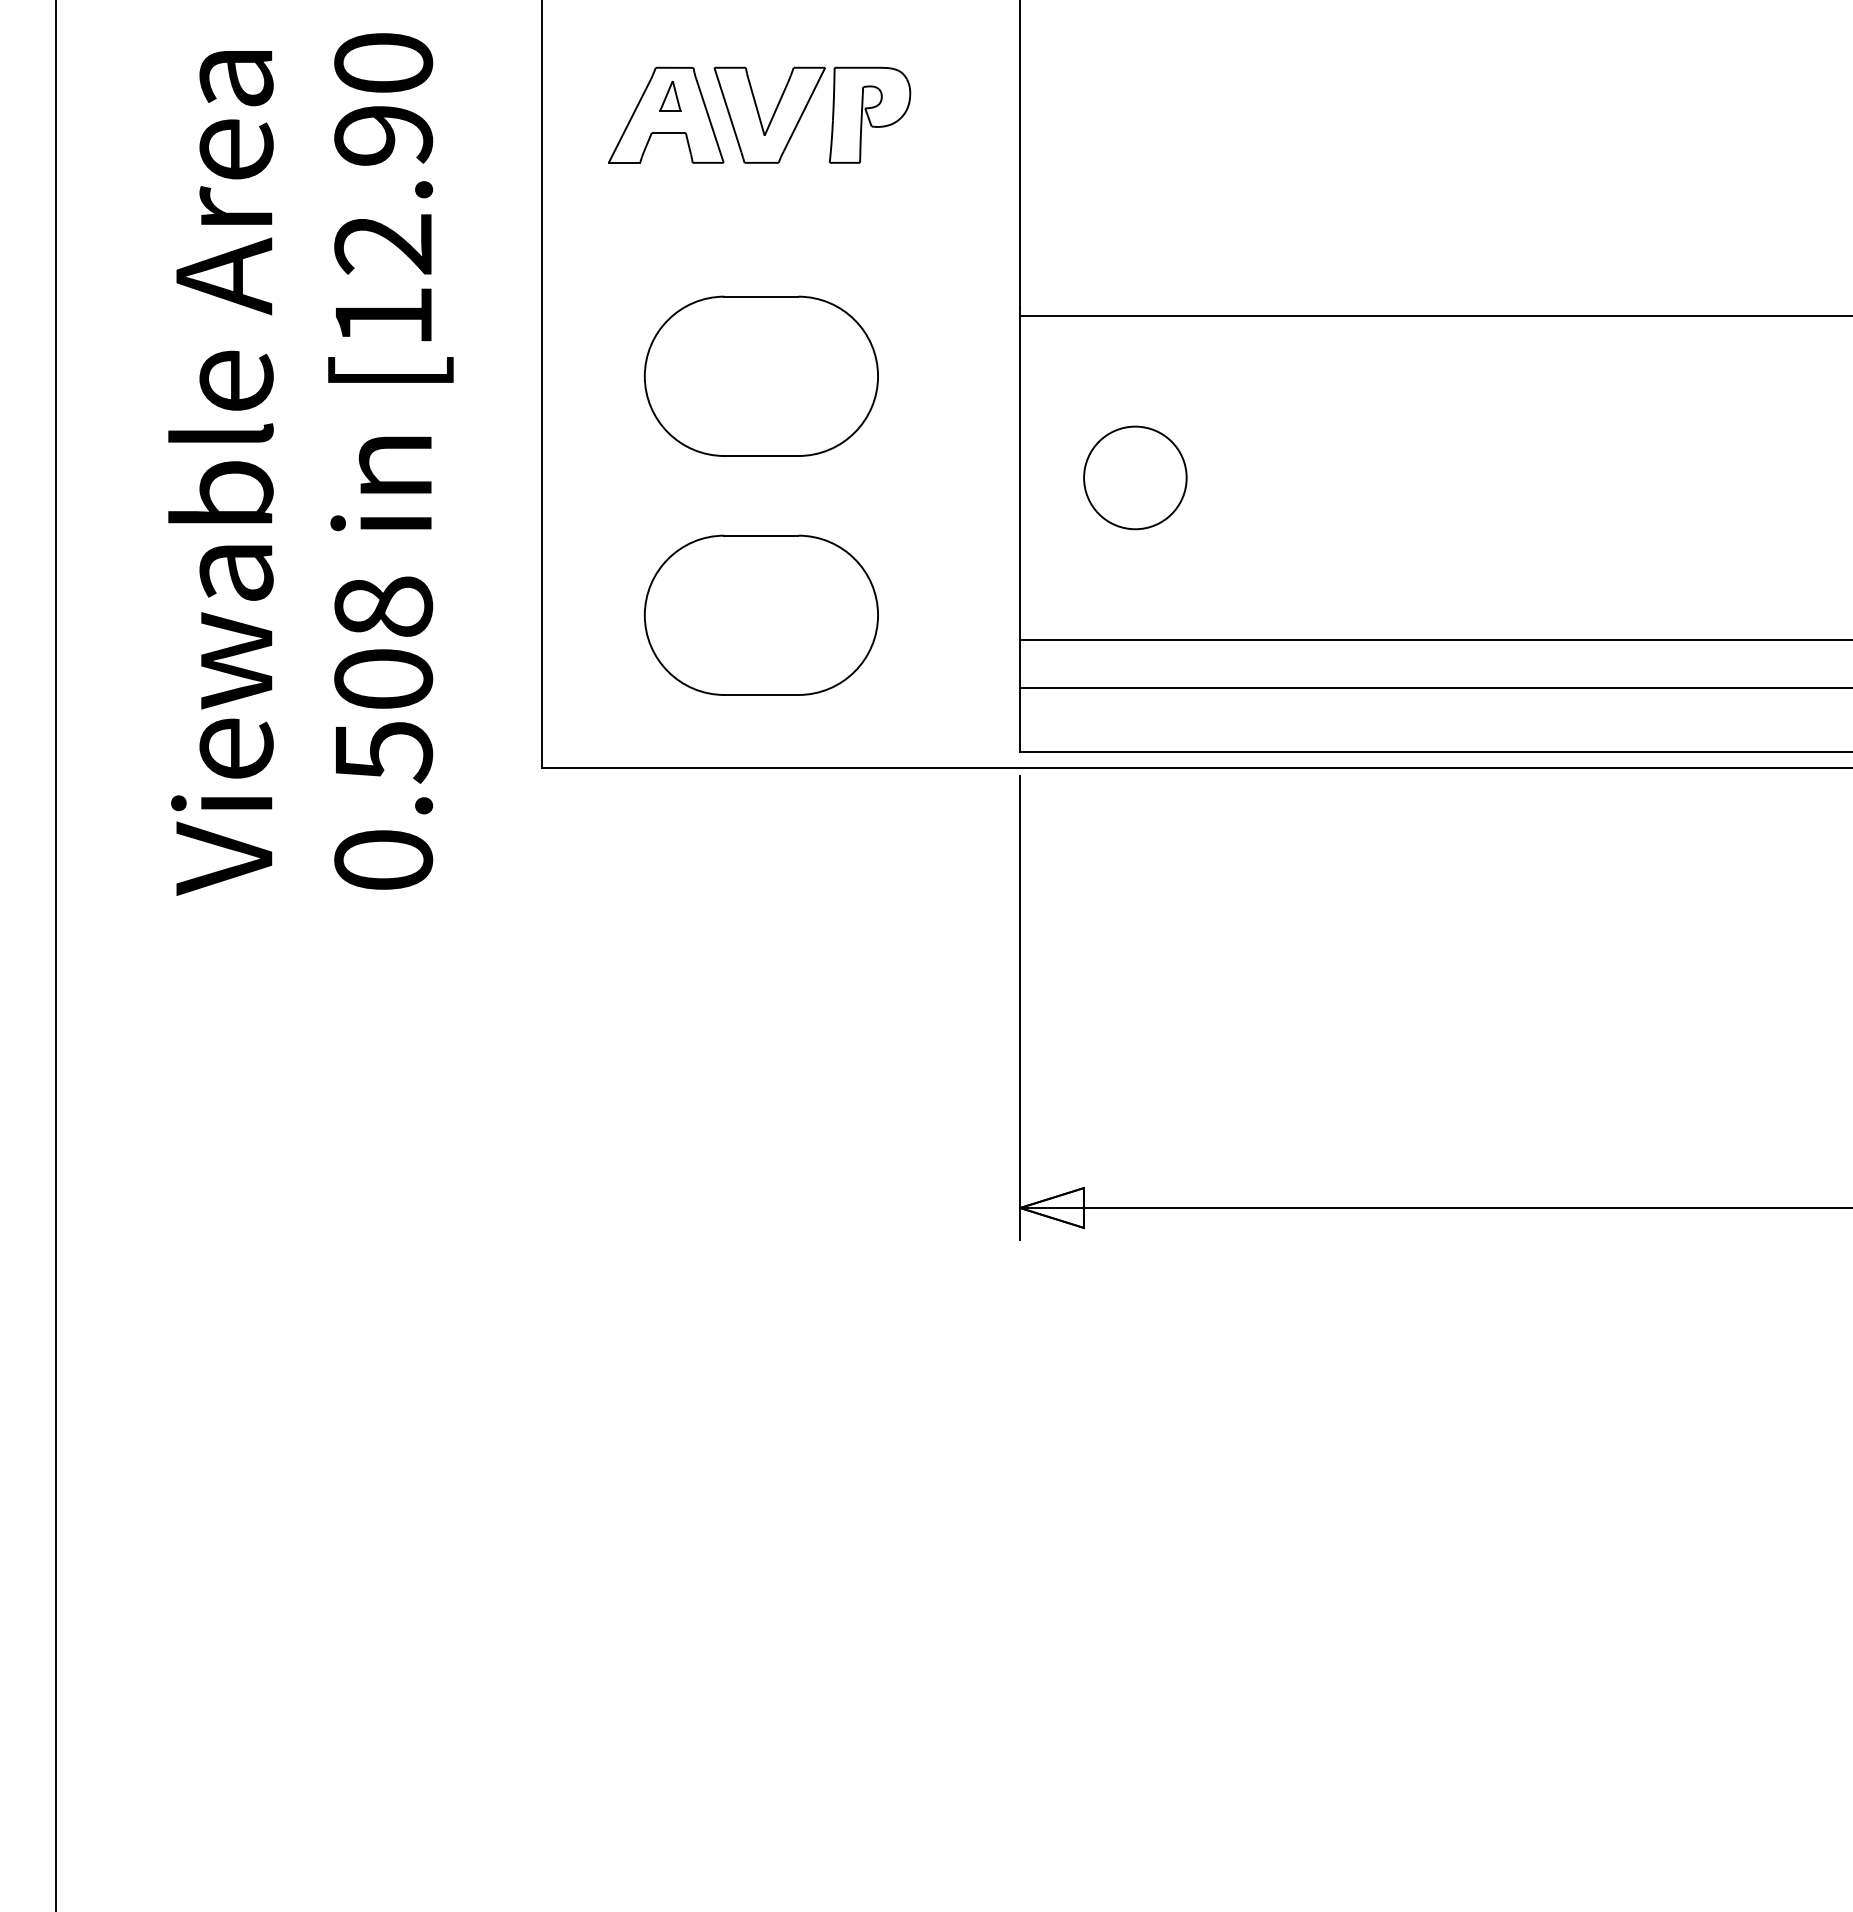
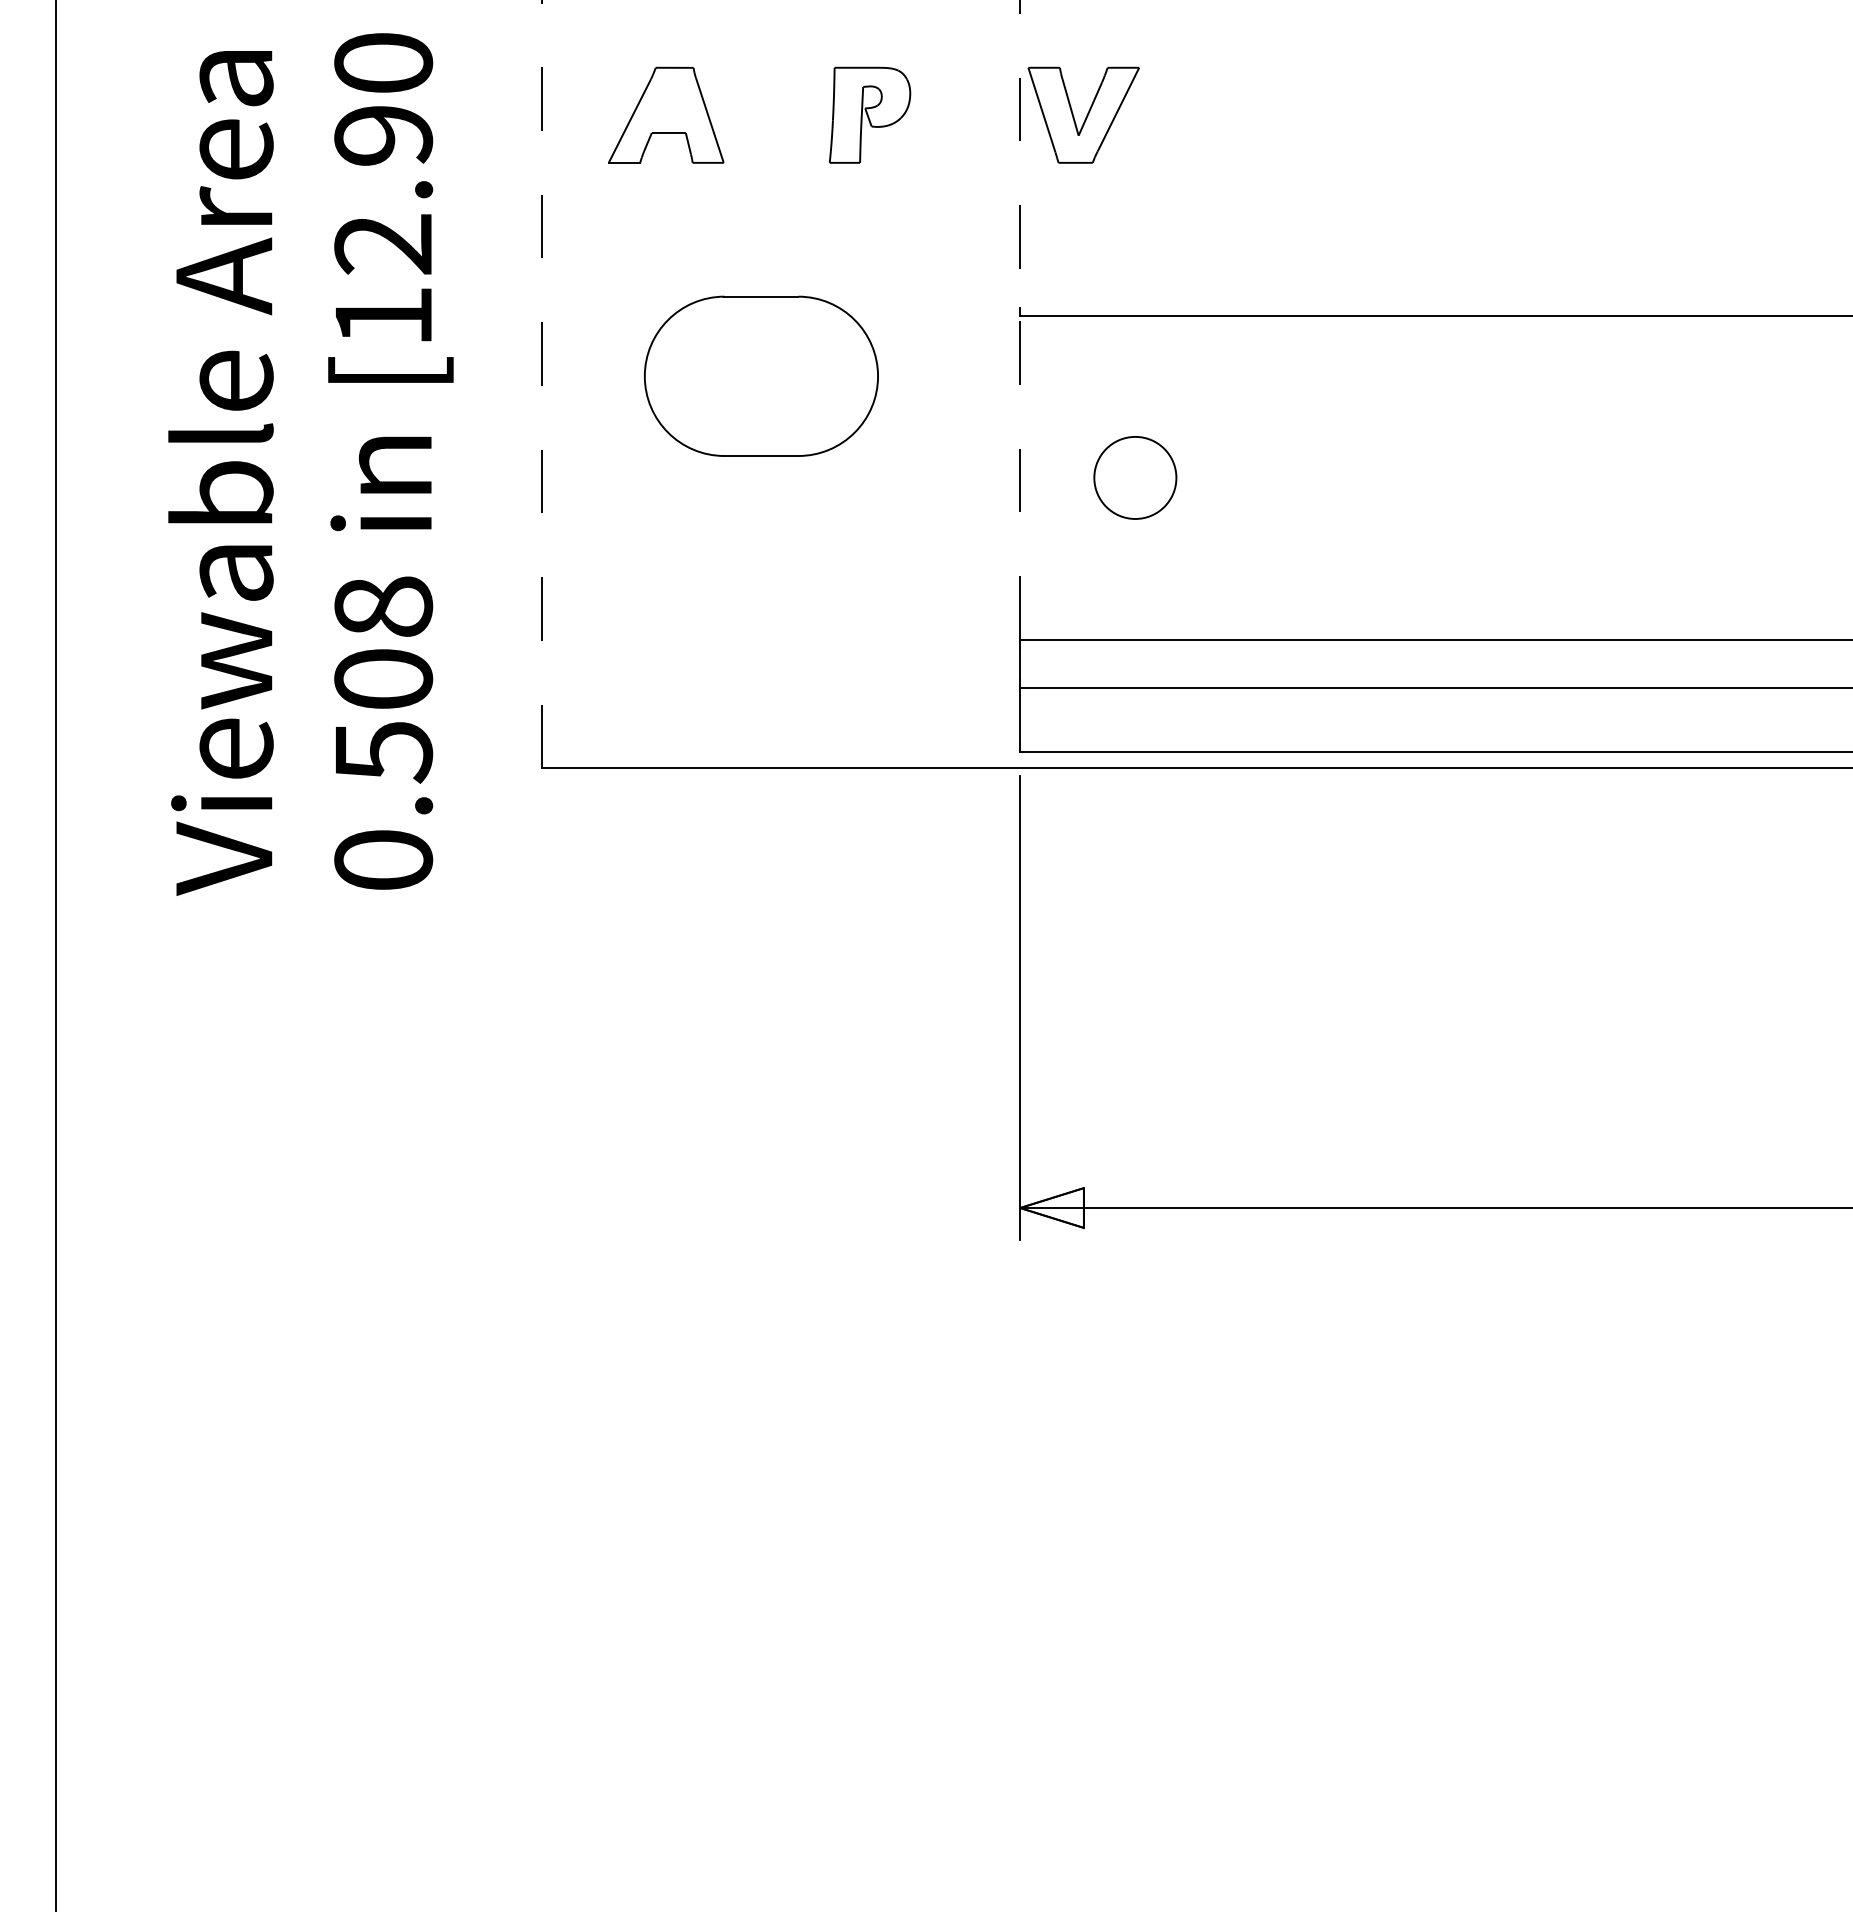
part: present -> none (670, 96)
part position: (769, 114) -> (1083, 114) (1083, 114)
line: solid -> dashed (1020, 154)
line: solid -> dashed (542, 384)
line: solid -> dashed (1020, 477)
circle diameter: 103 px -> 82 px (1135, 477)
part: present -> none (760, 614)
